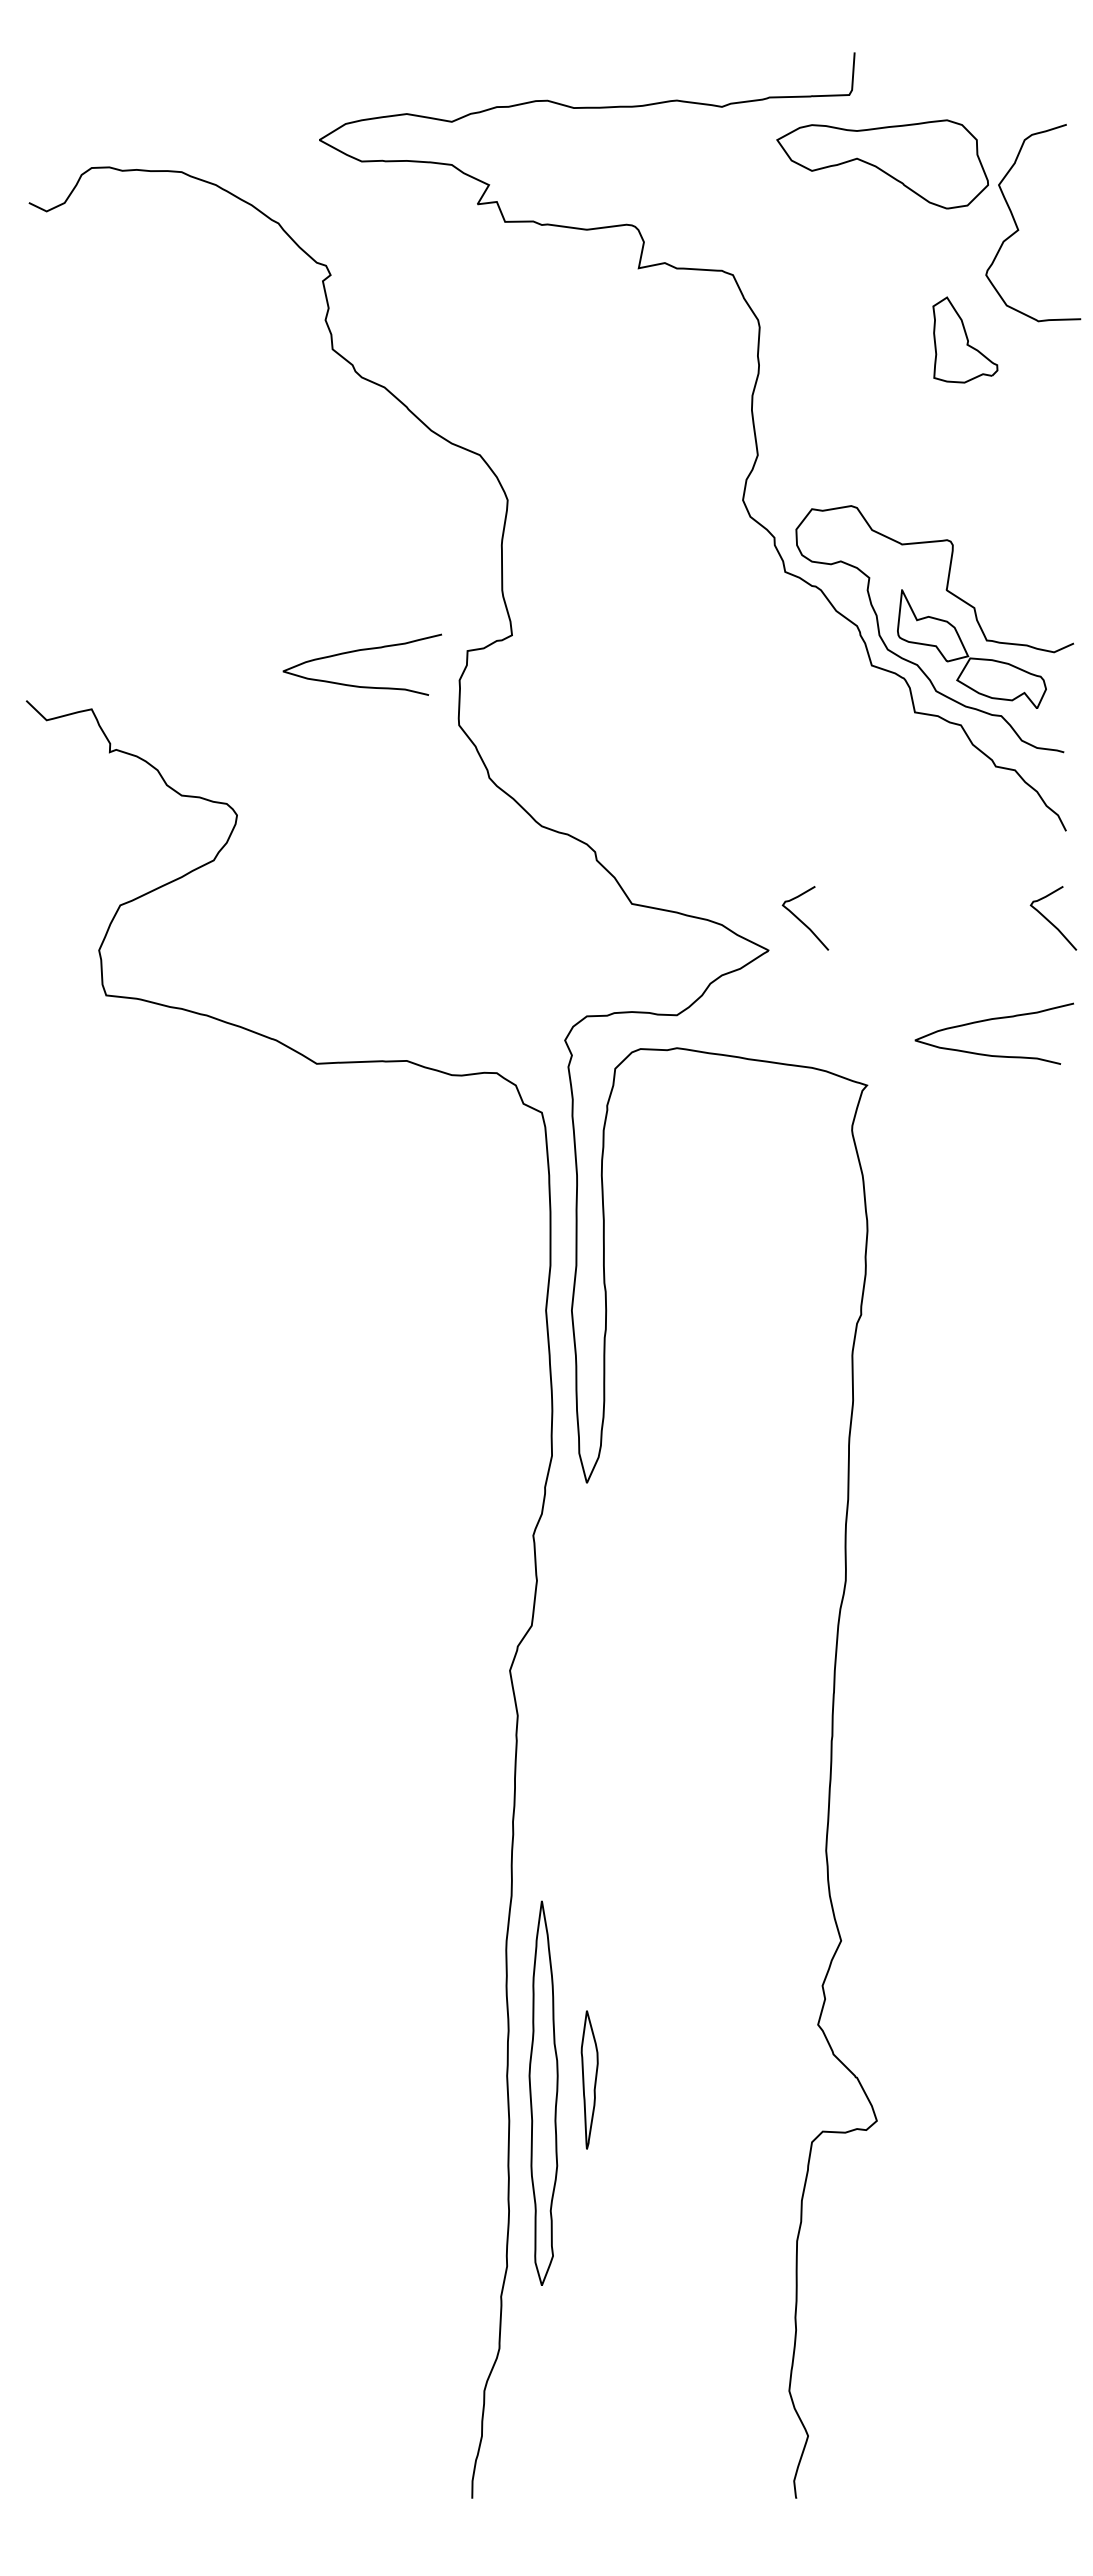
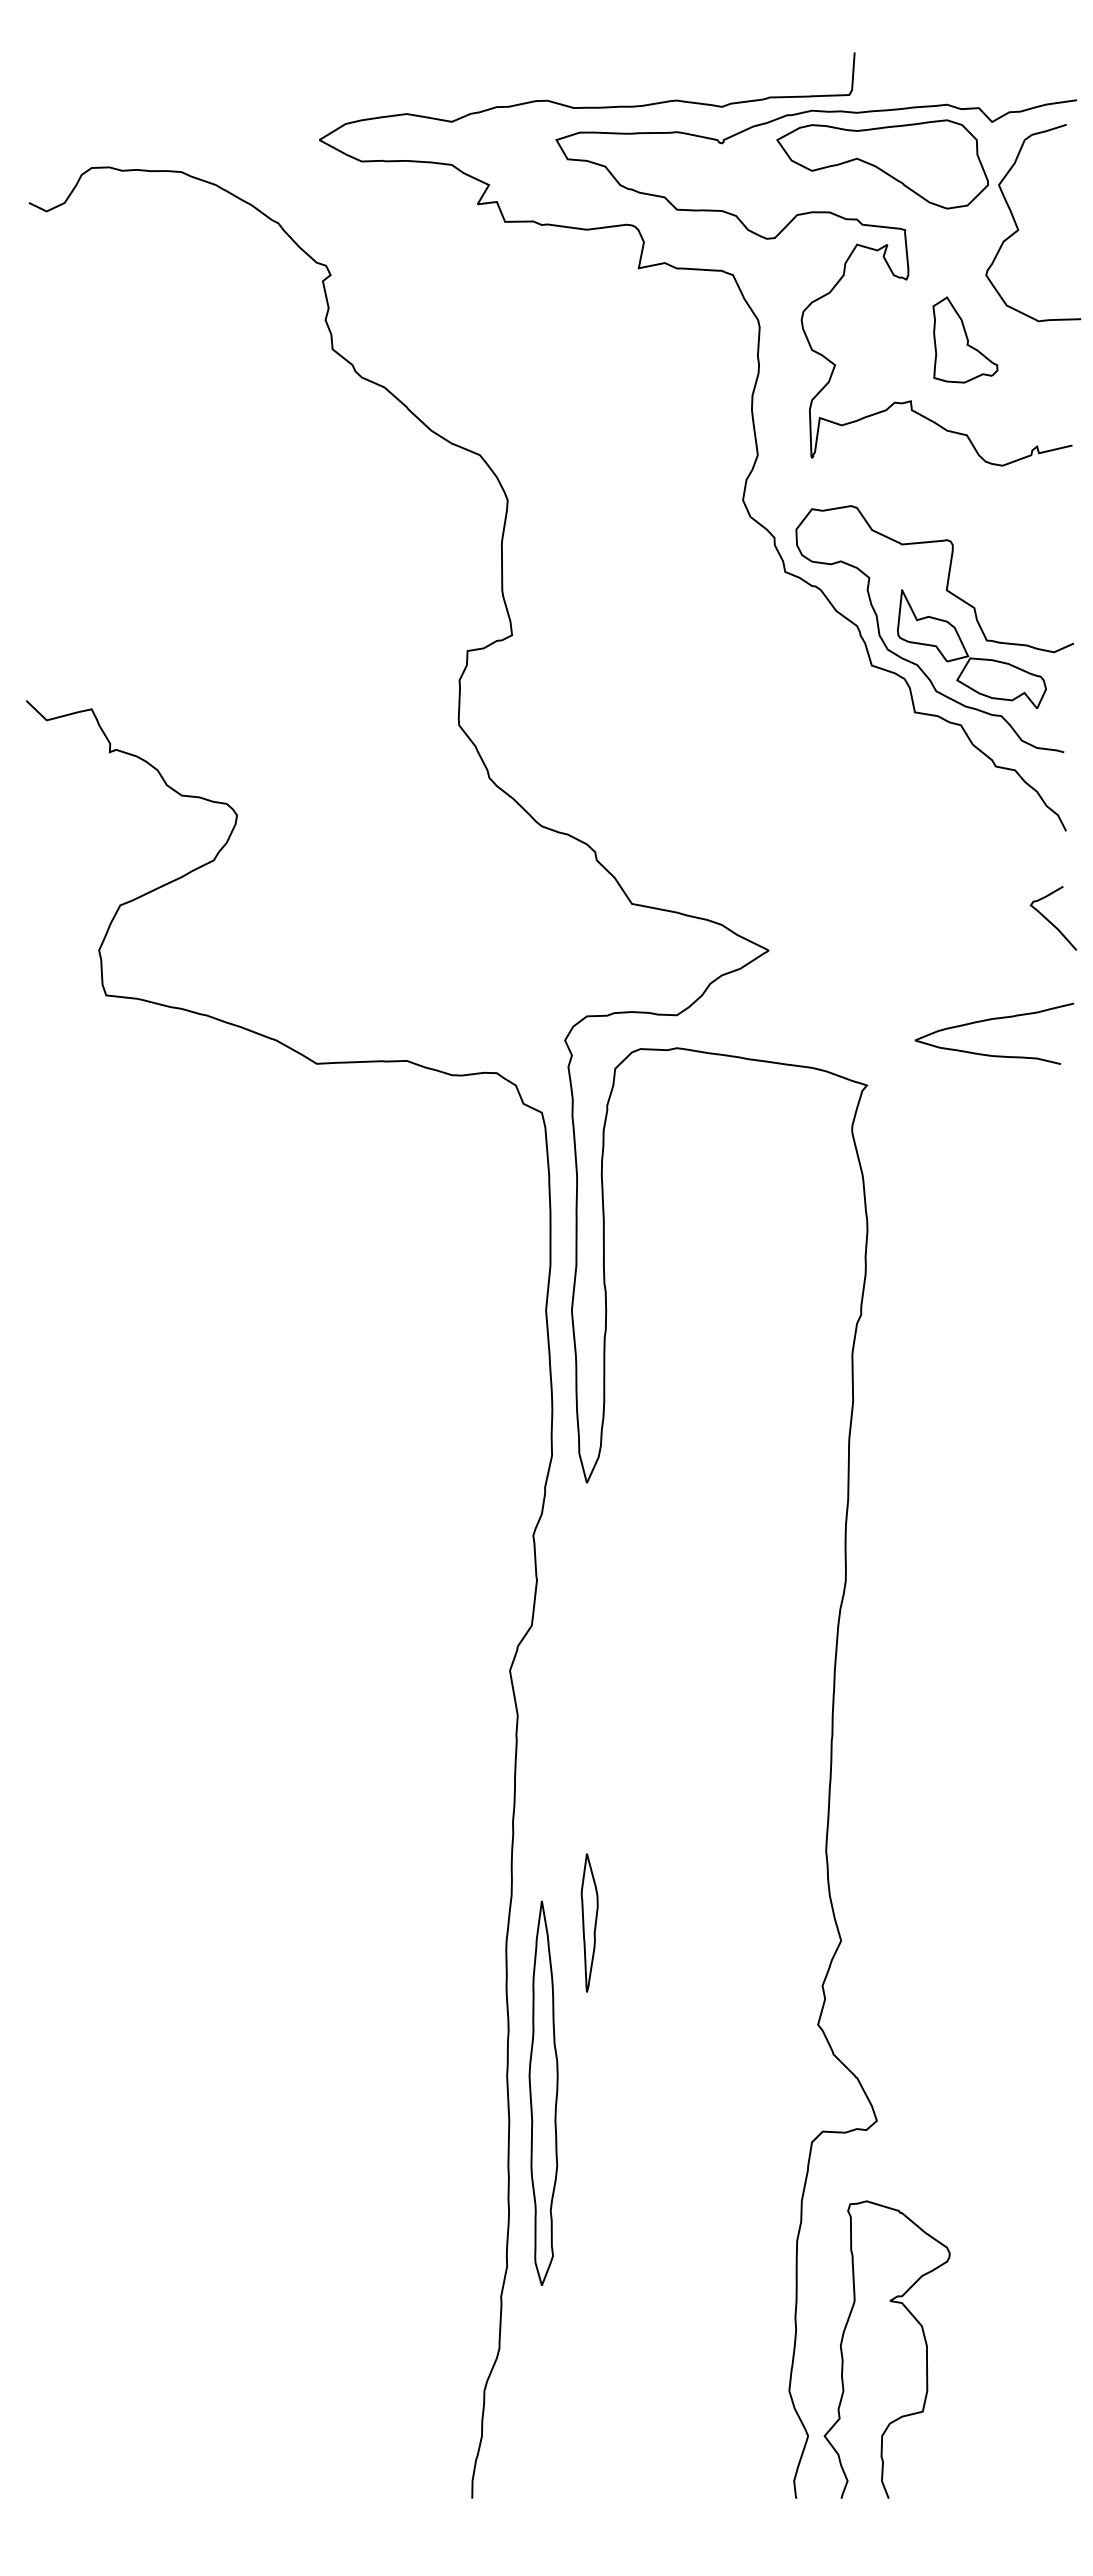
curve: none -> present (822, 295)
curve: present -> none (359, 651)
curve: present -> none (802, 921)
part position: (589, 2079) -> (589, 1922) (589, 1922)
curve: none -> present (924, 2341)
